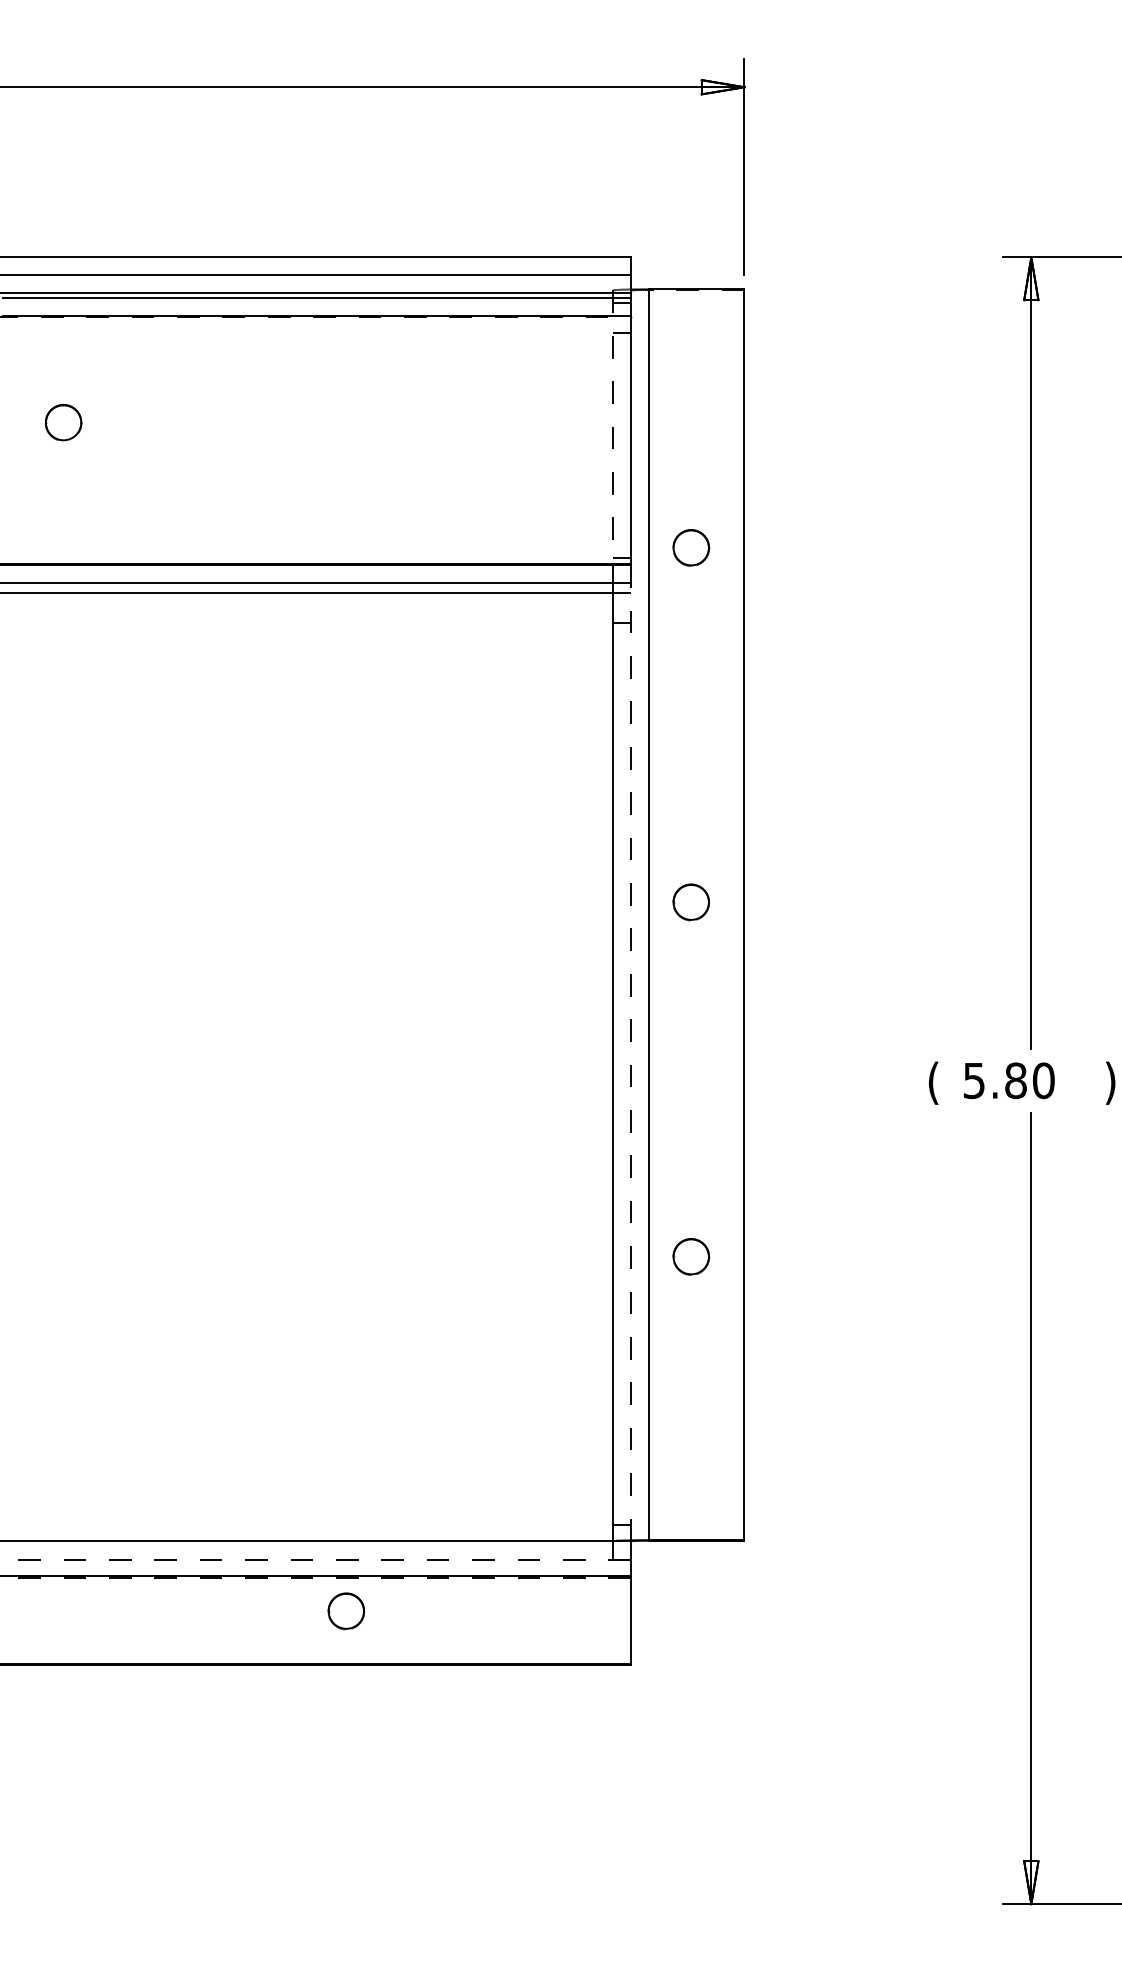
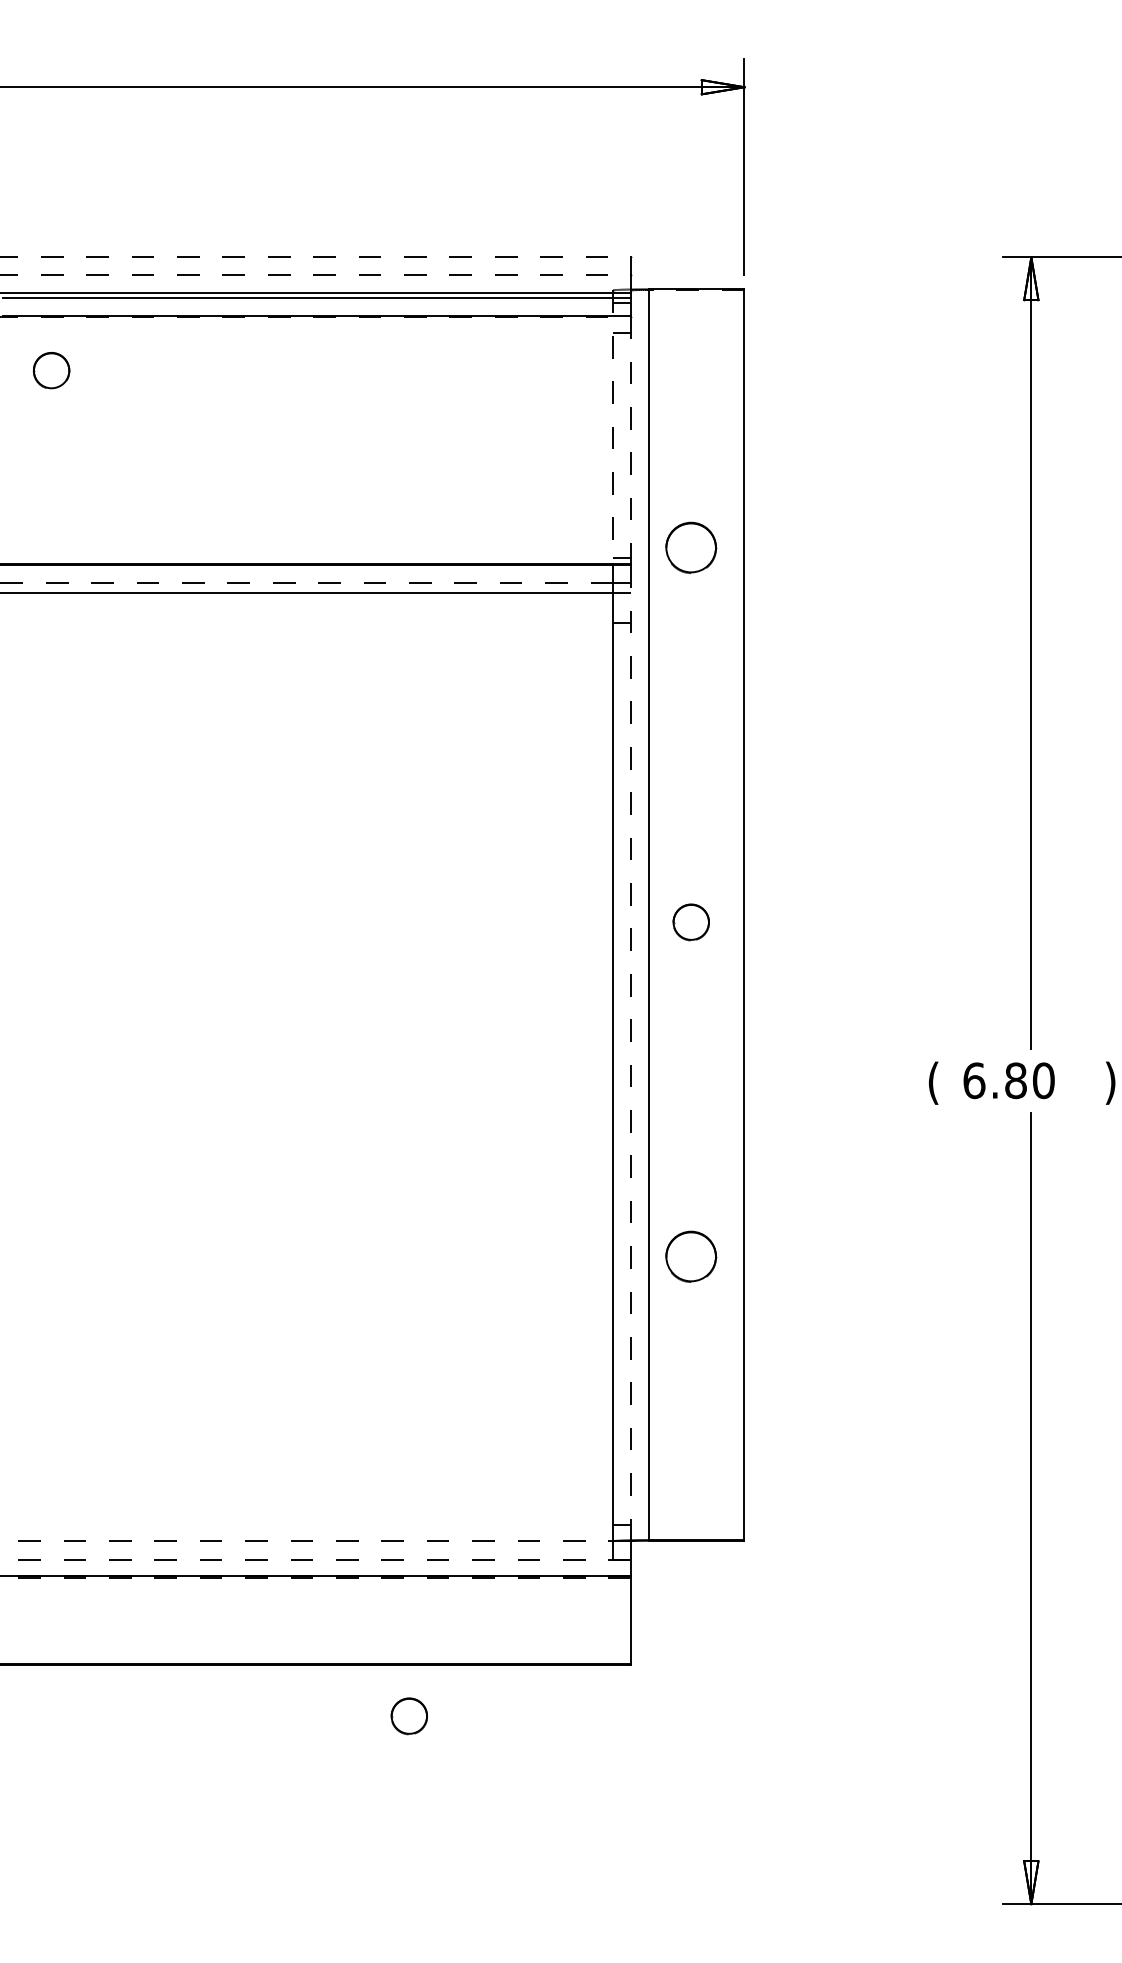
line: solid -> dashed (316, 257)
line: solid -> dashed (316, 275)
part position: (63, 422) -> (51, 370) (51, 370)
line: solid -> dashed (630, 440)
part size: 39x38 px -> 53x53 px (691, 547)
line: solid -> dashed (306, 583)
part position: (690, 902) -> (690, 922) (690, 922)
text: 5.80 -> 6.80 (974, 1080)
part size: 39x38 px -> 53x53 px (691, 1256)
line: solid -> dashed (315, 1541)
part position: (345, 1611) -> (408, 1716) (408, 1716)
